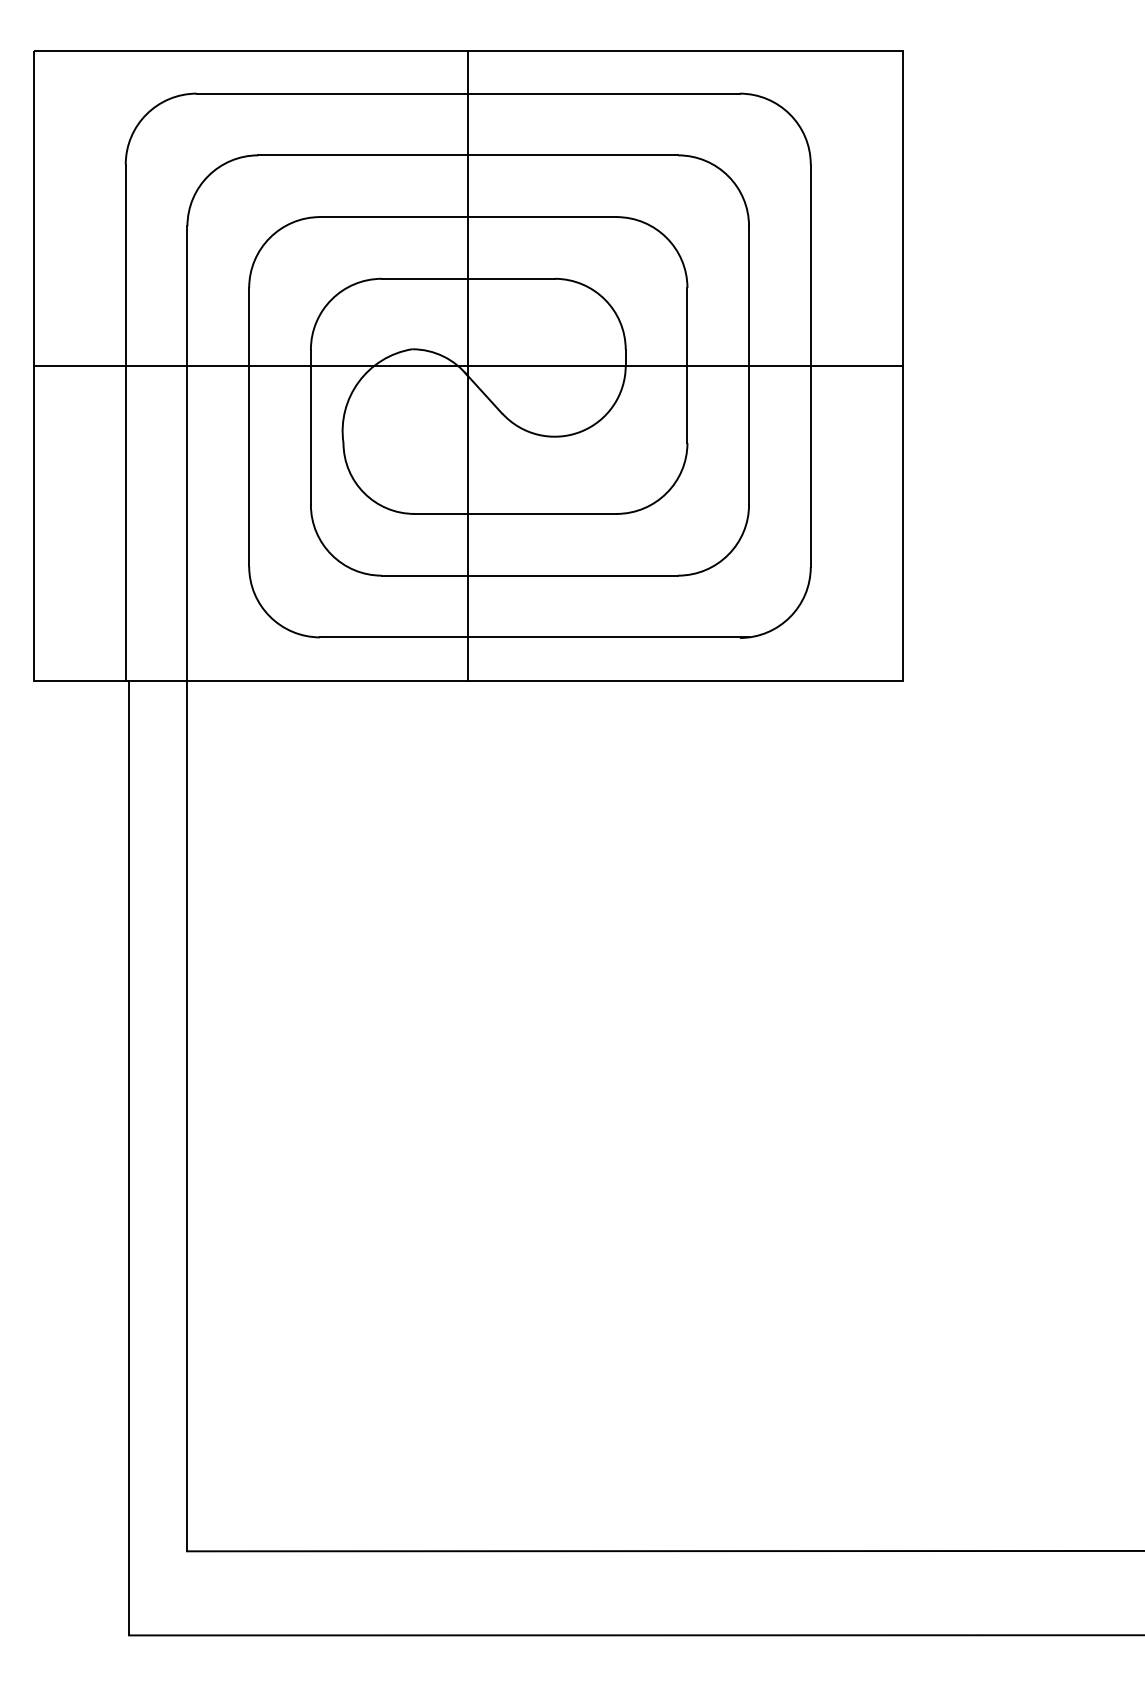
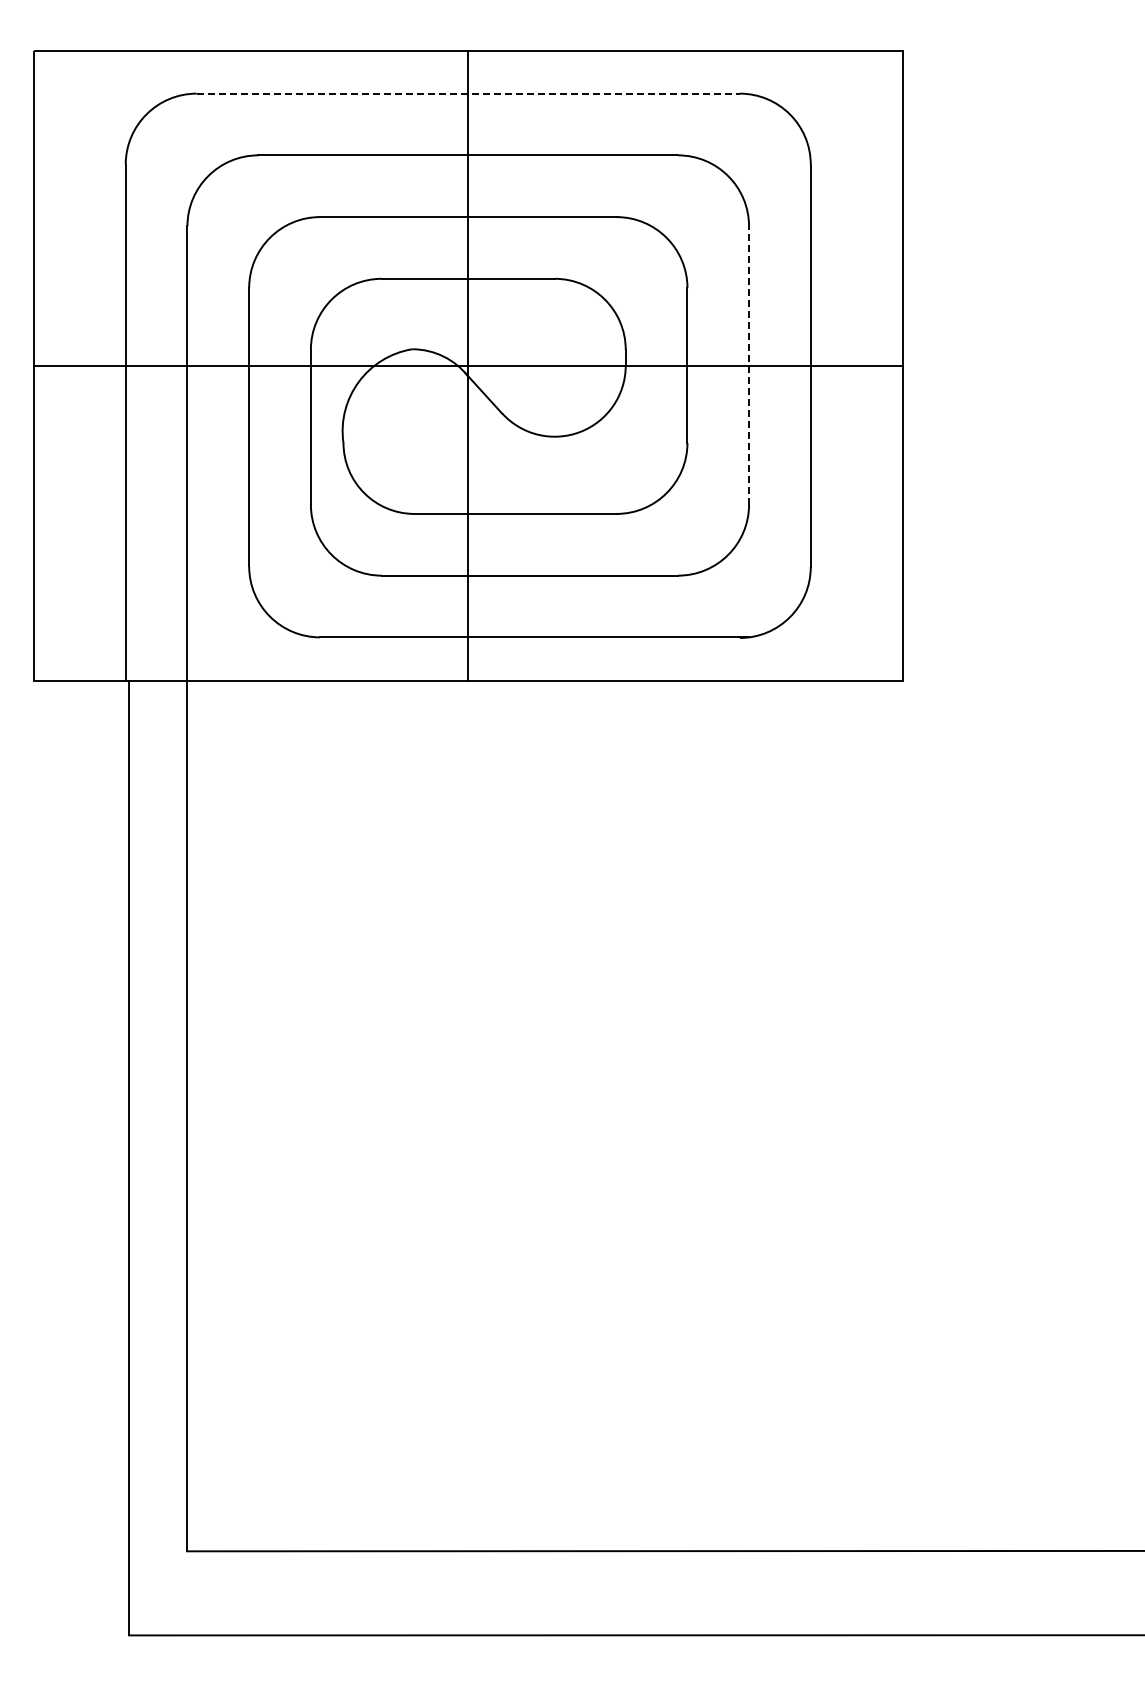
line: solid -> dashed (468, 93)
line: solid -> dashed (749, 365)
